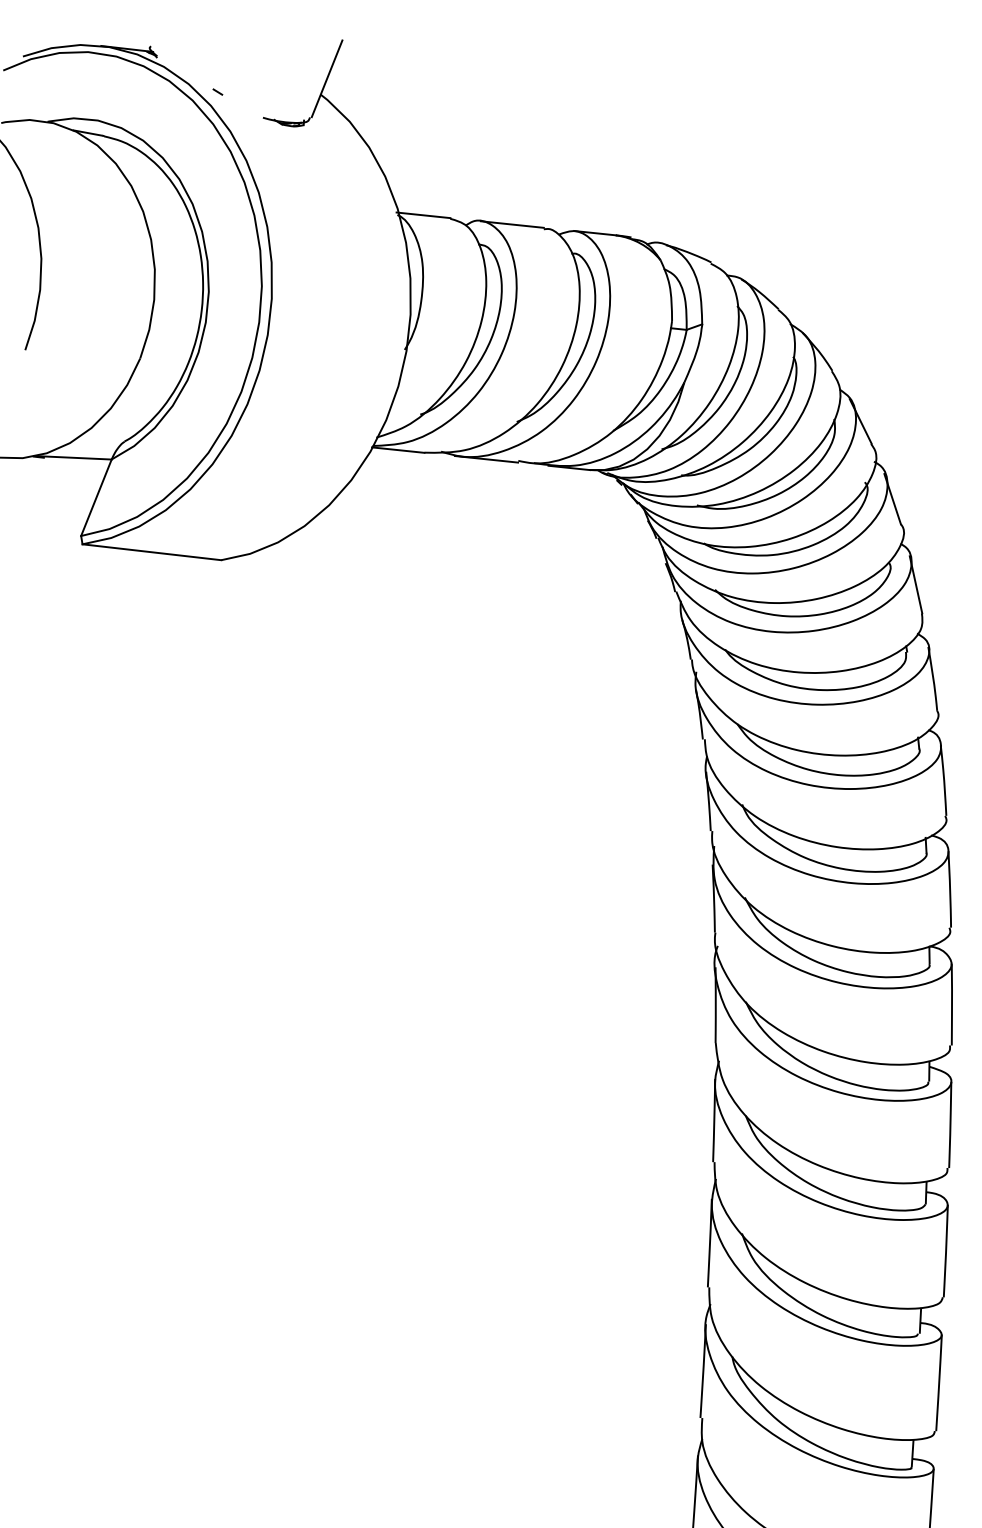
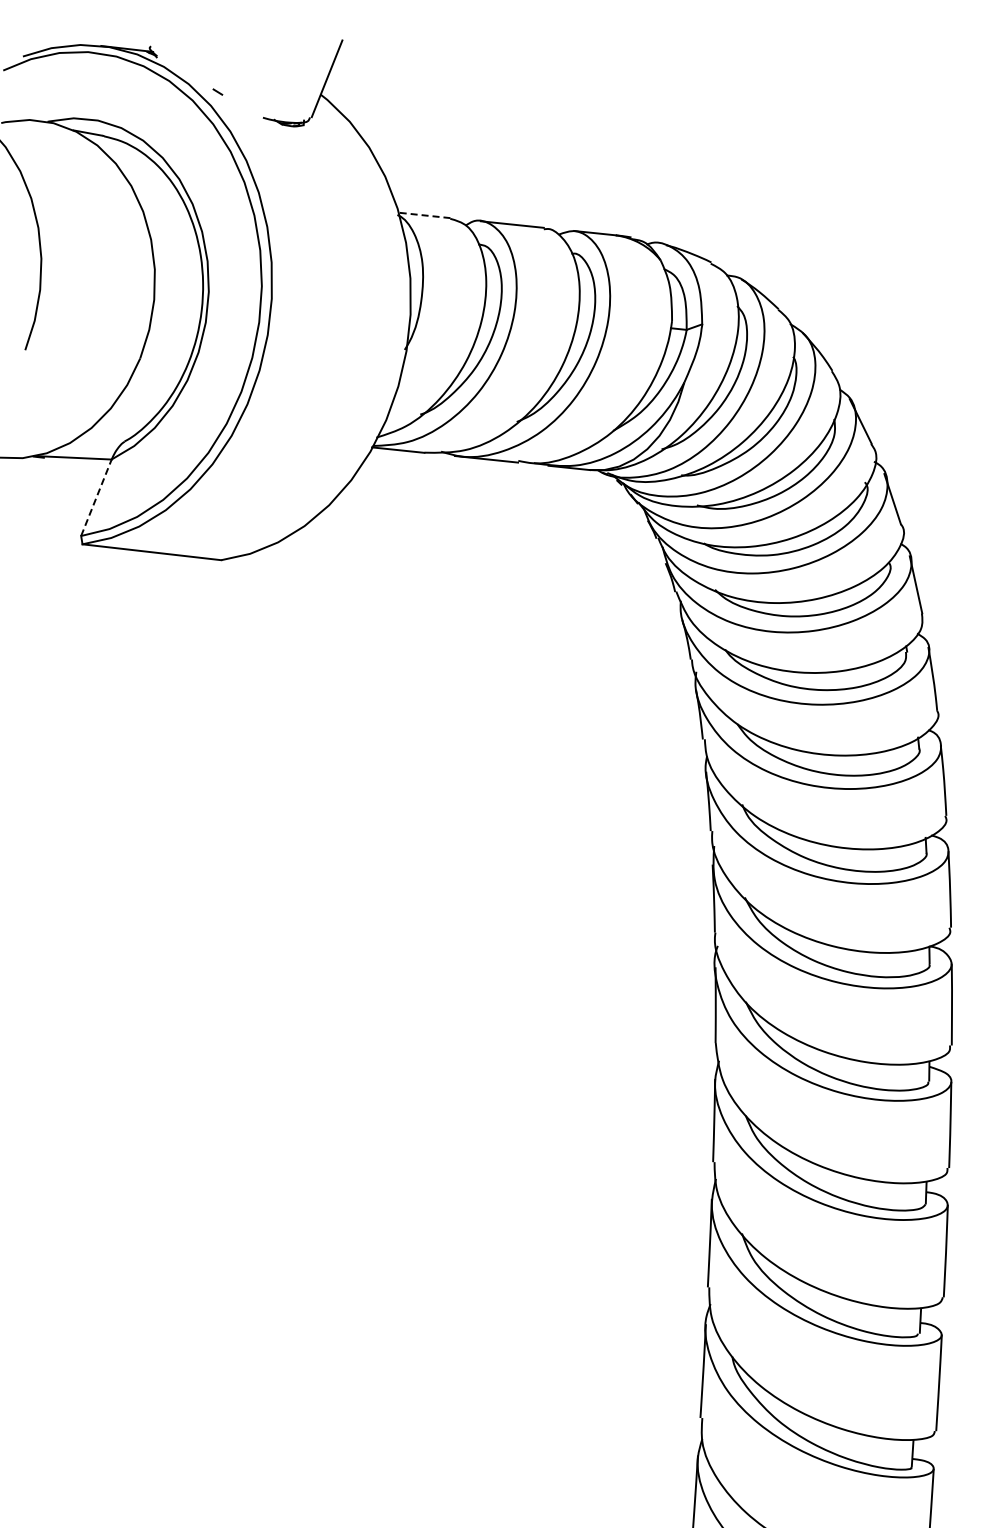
line: solid -> dashed (423, 215)
line: solid -> dashed (96, 497)
